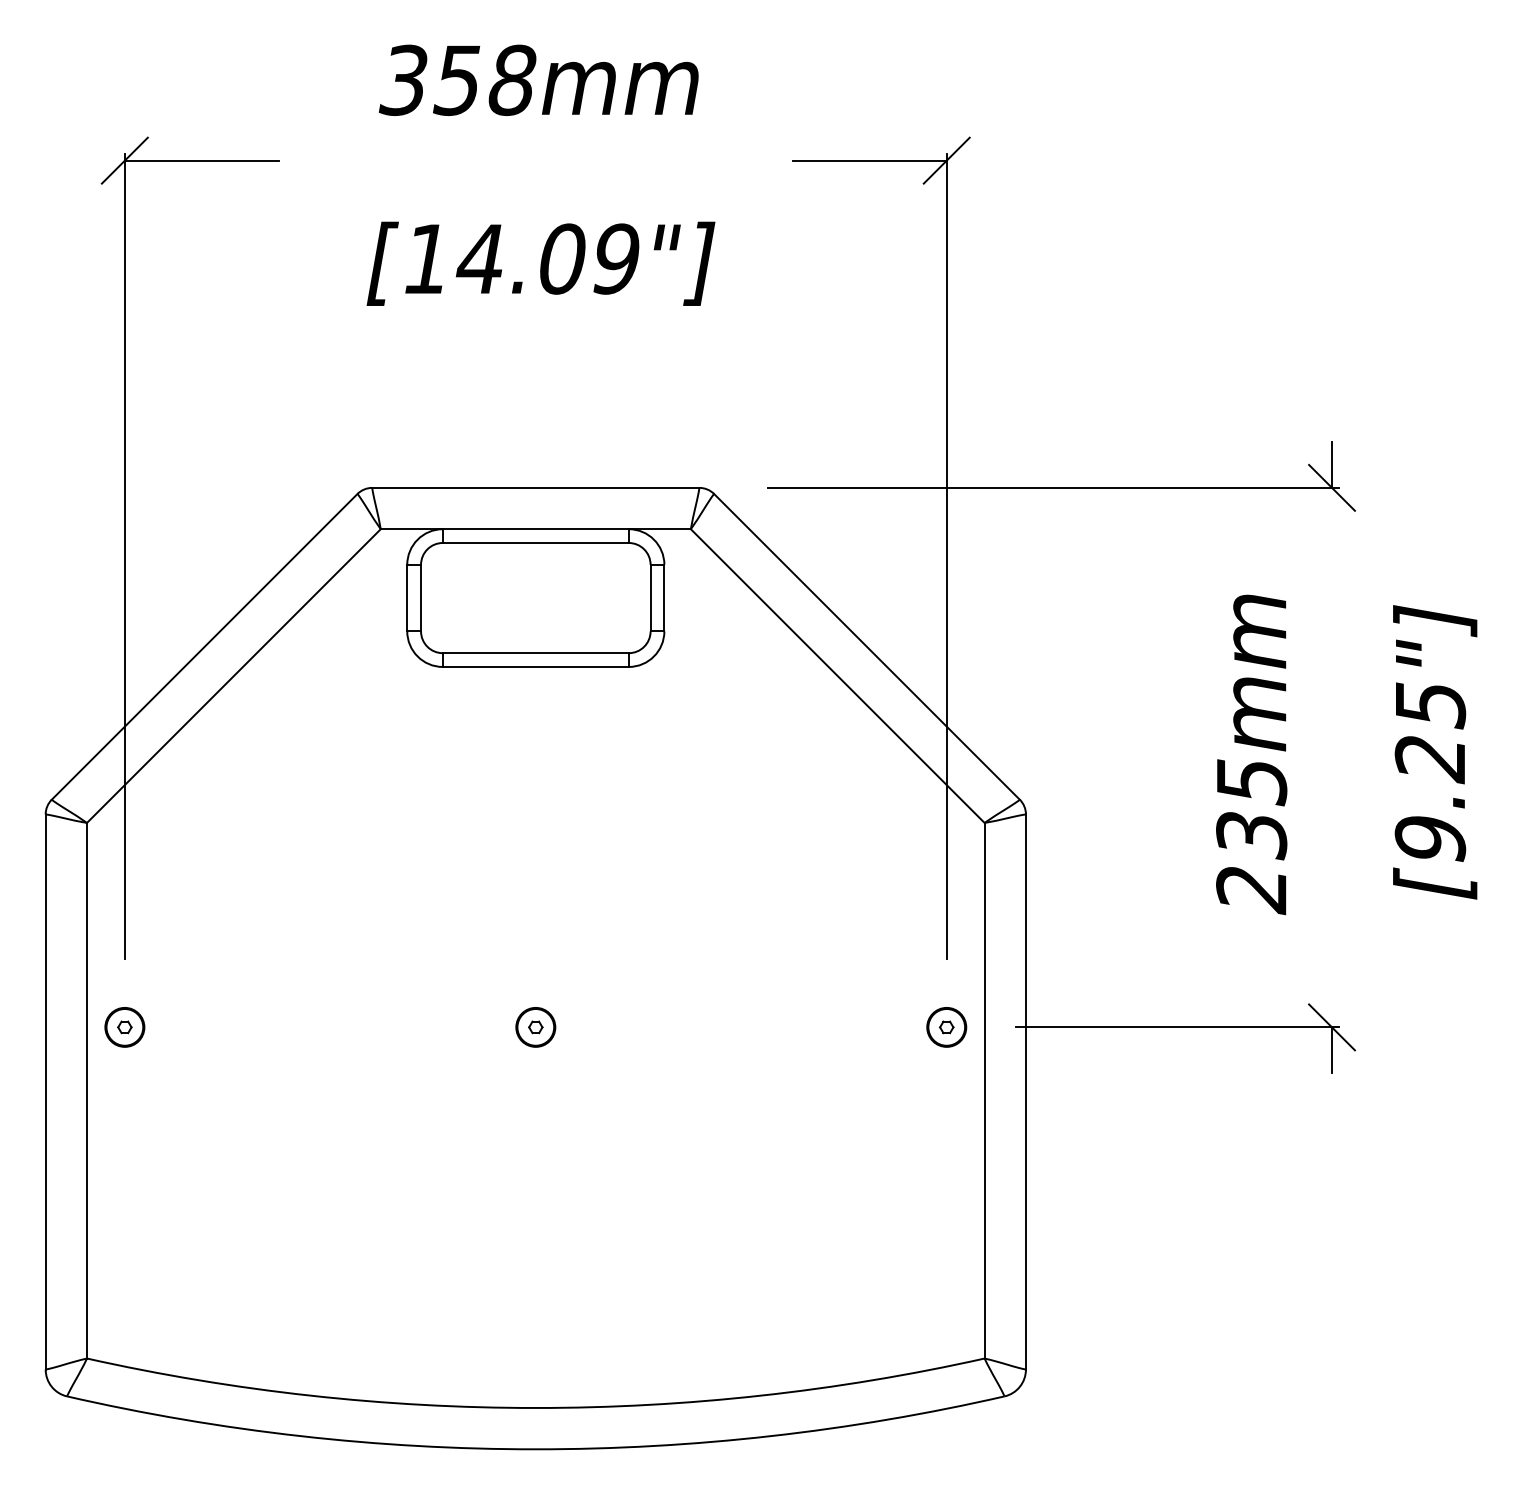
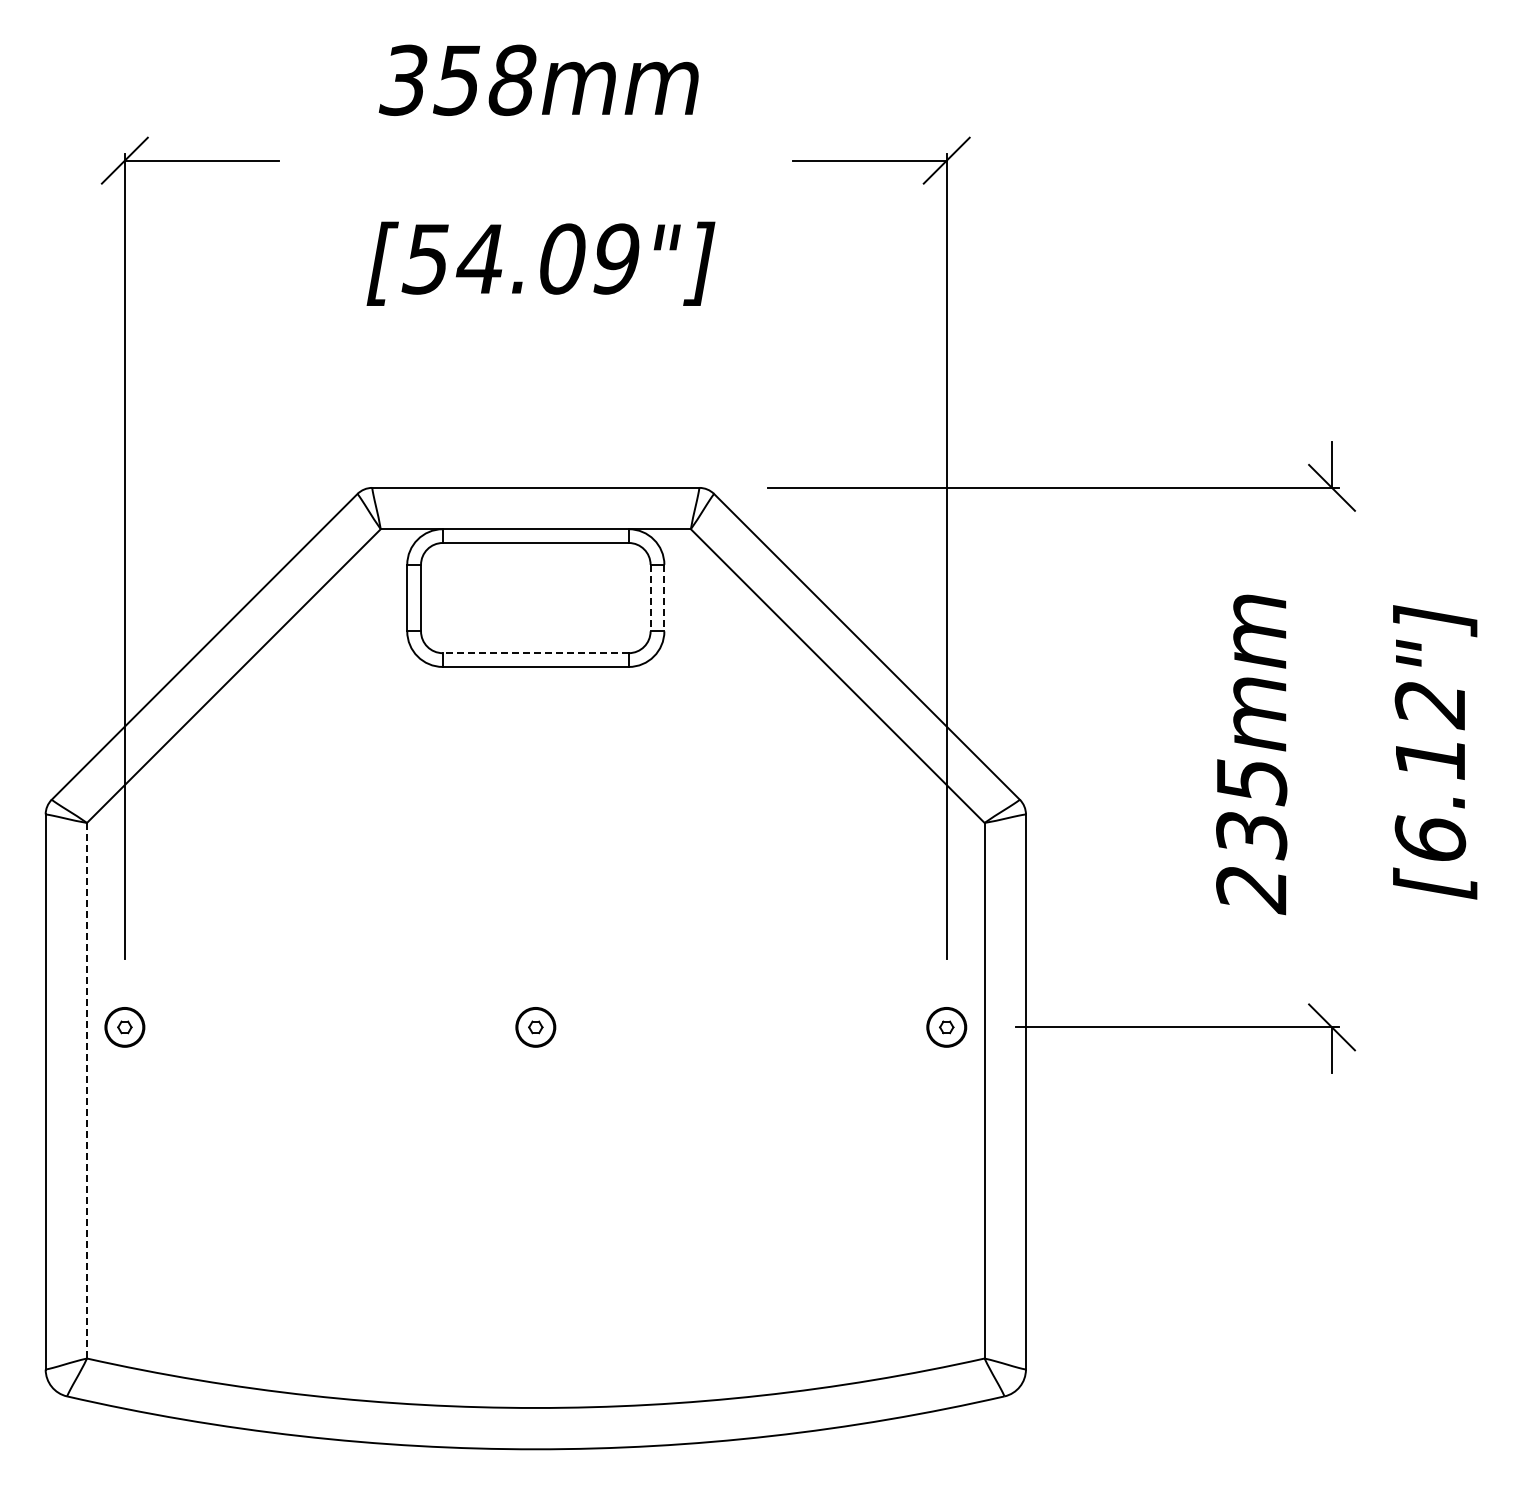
text: [14.09"] -> [54.09"] (424, 259)
line: solid -> dashed (650, 598)
line: solid -> dashed (664, 598)
line: solid -> dashed (535, 653)
text: [9.25"] -> [6.12"] (1430, 771)
line: solid -> dashed (87, 1090)
